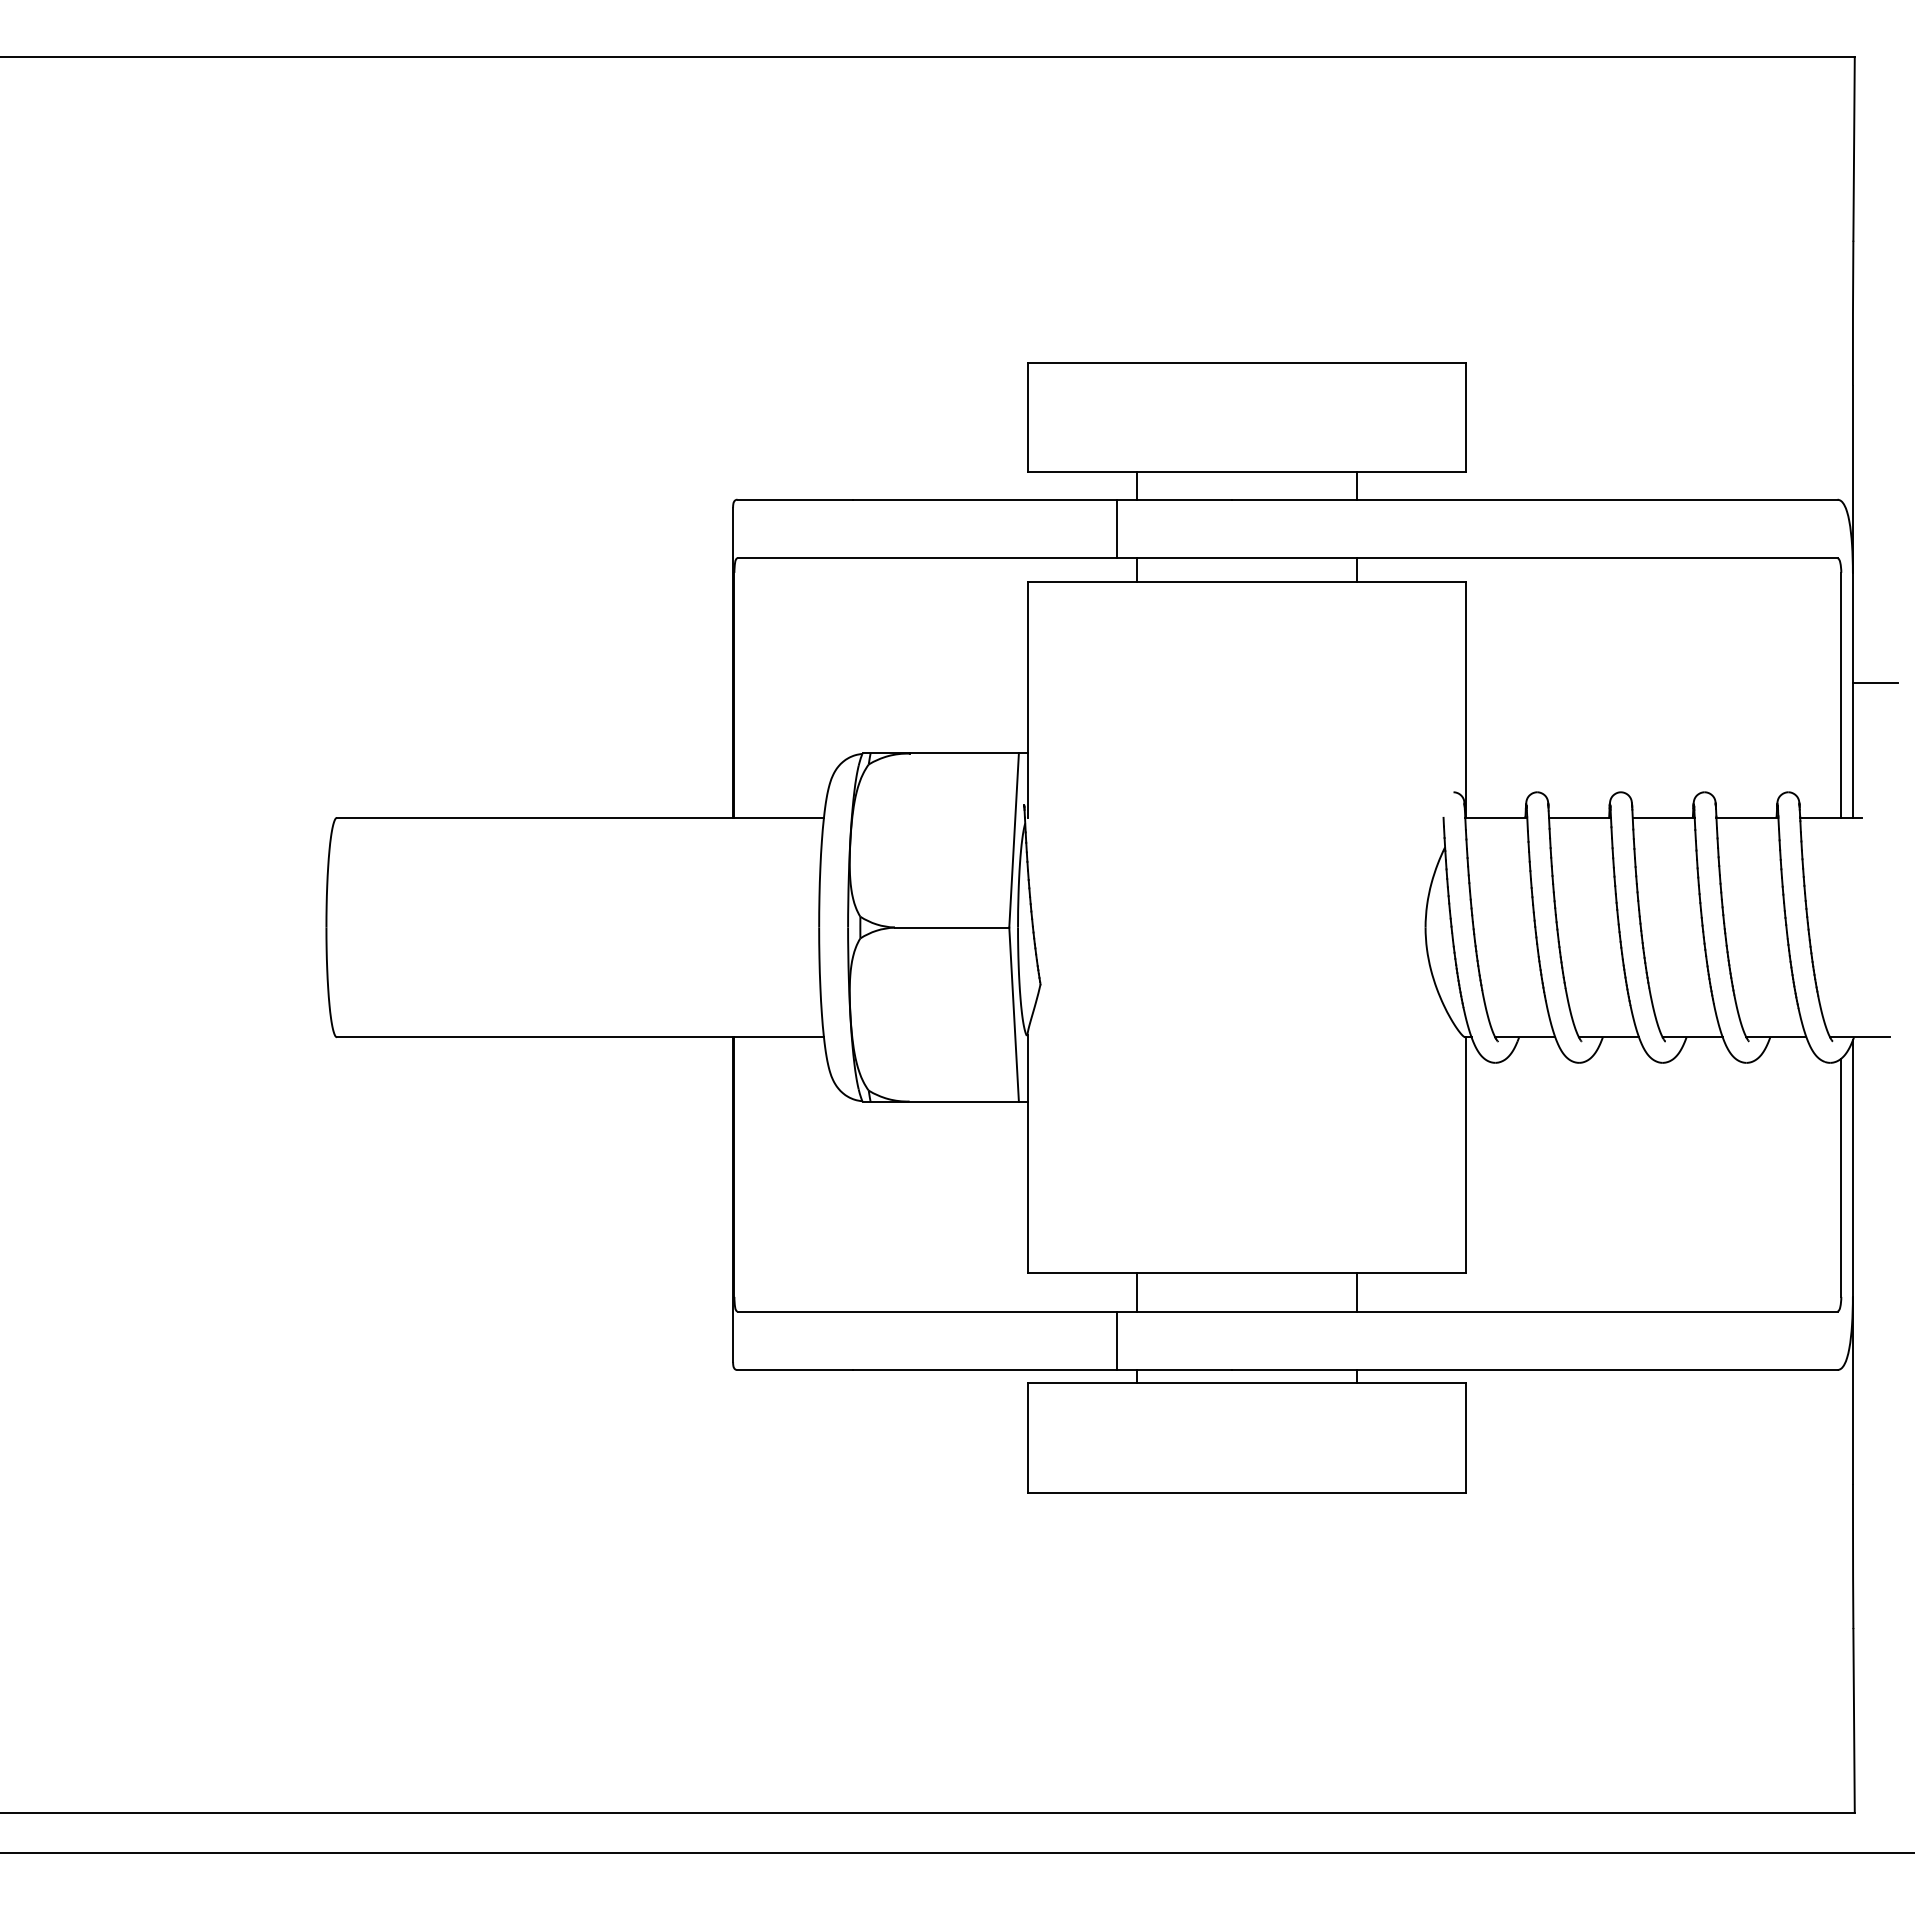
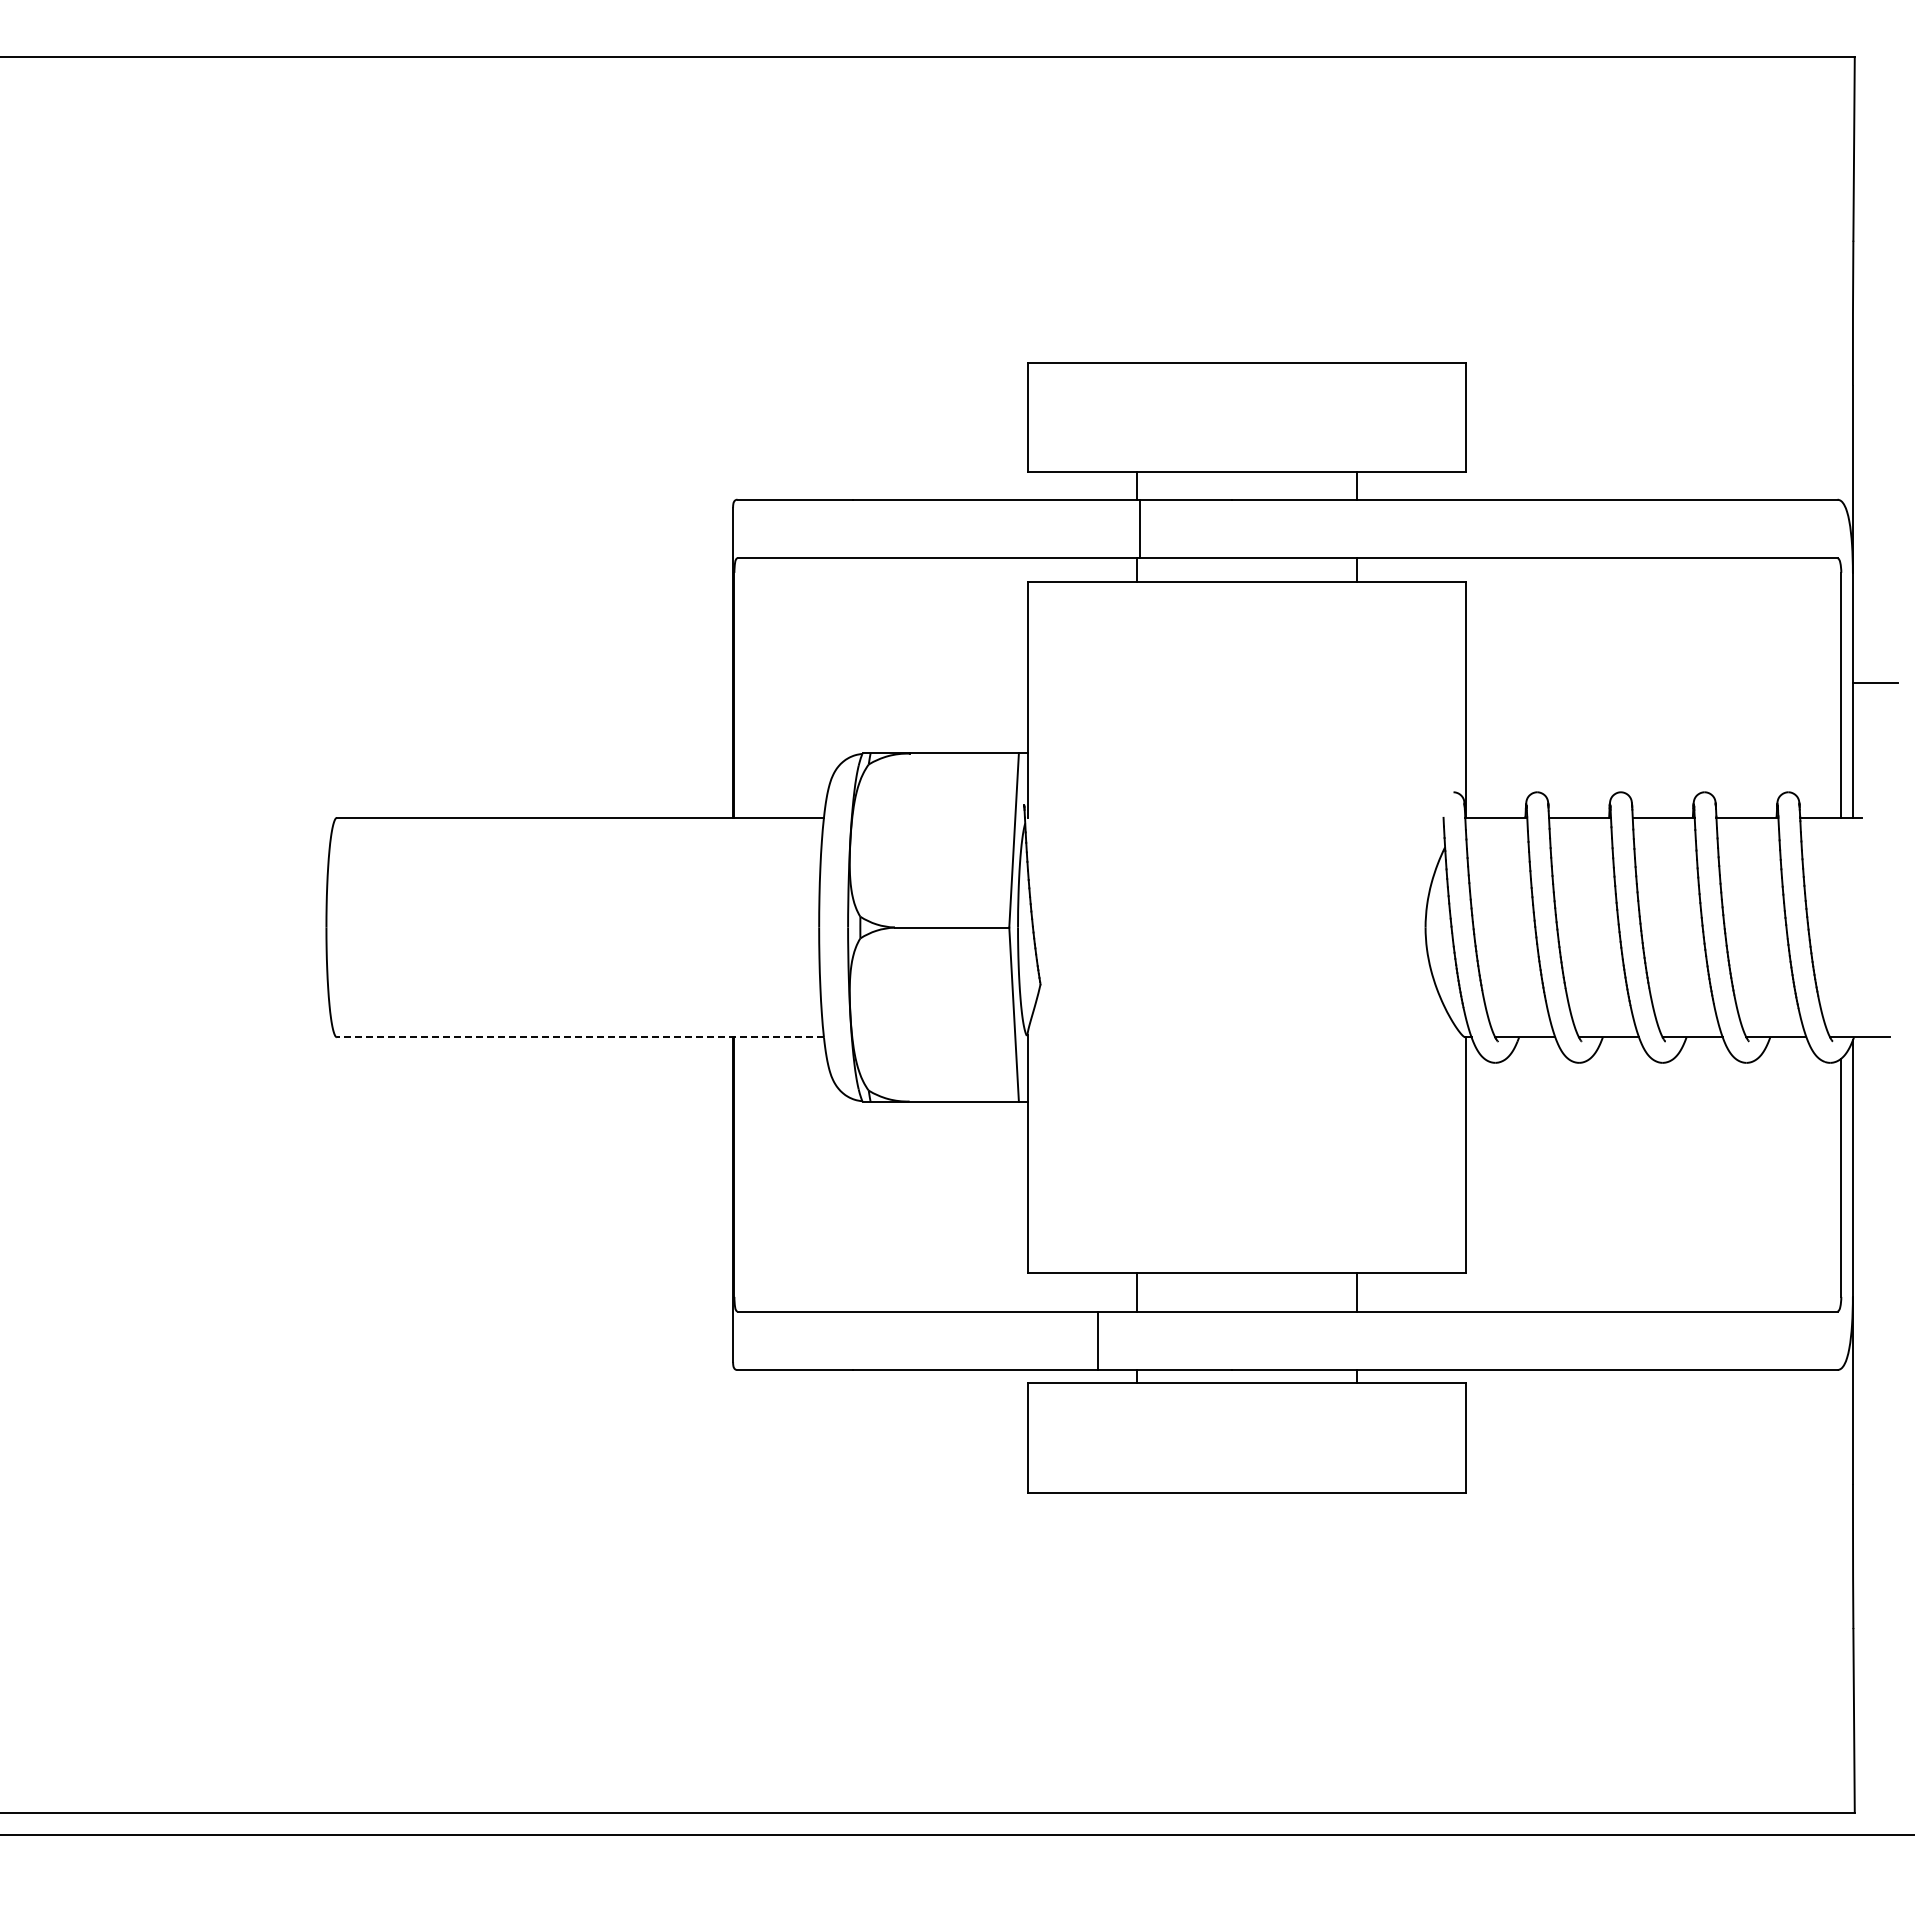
line position: (1117, 528) -> (1140, 528) (1140, 528)
line: solid -> dashed (580, 1037)
line position: (1117, 1340) -> (1098, 1340) (1098, 1340)
line position: (956, 1852) -> (956, 1834) (956, 1834)
